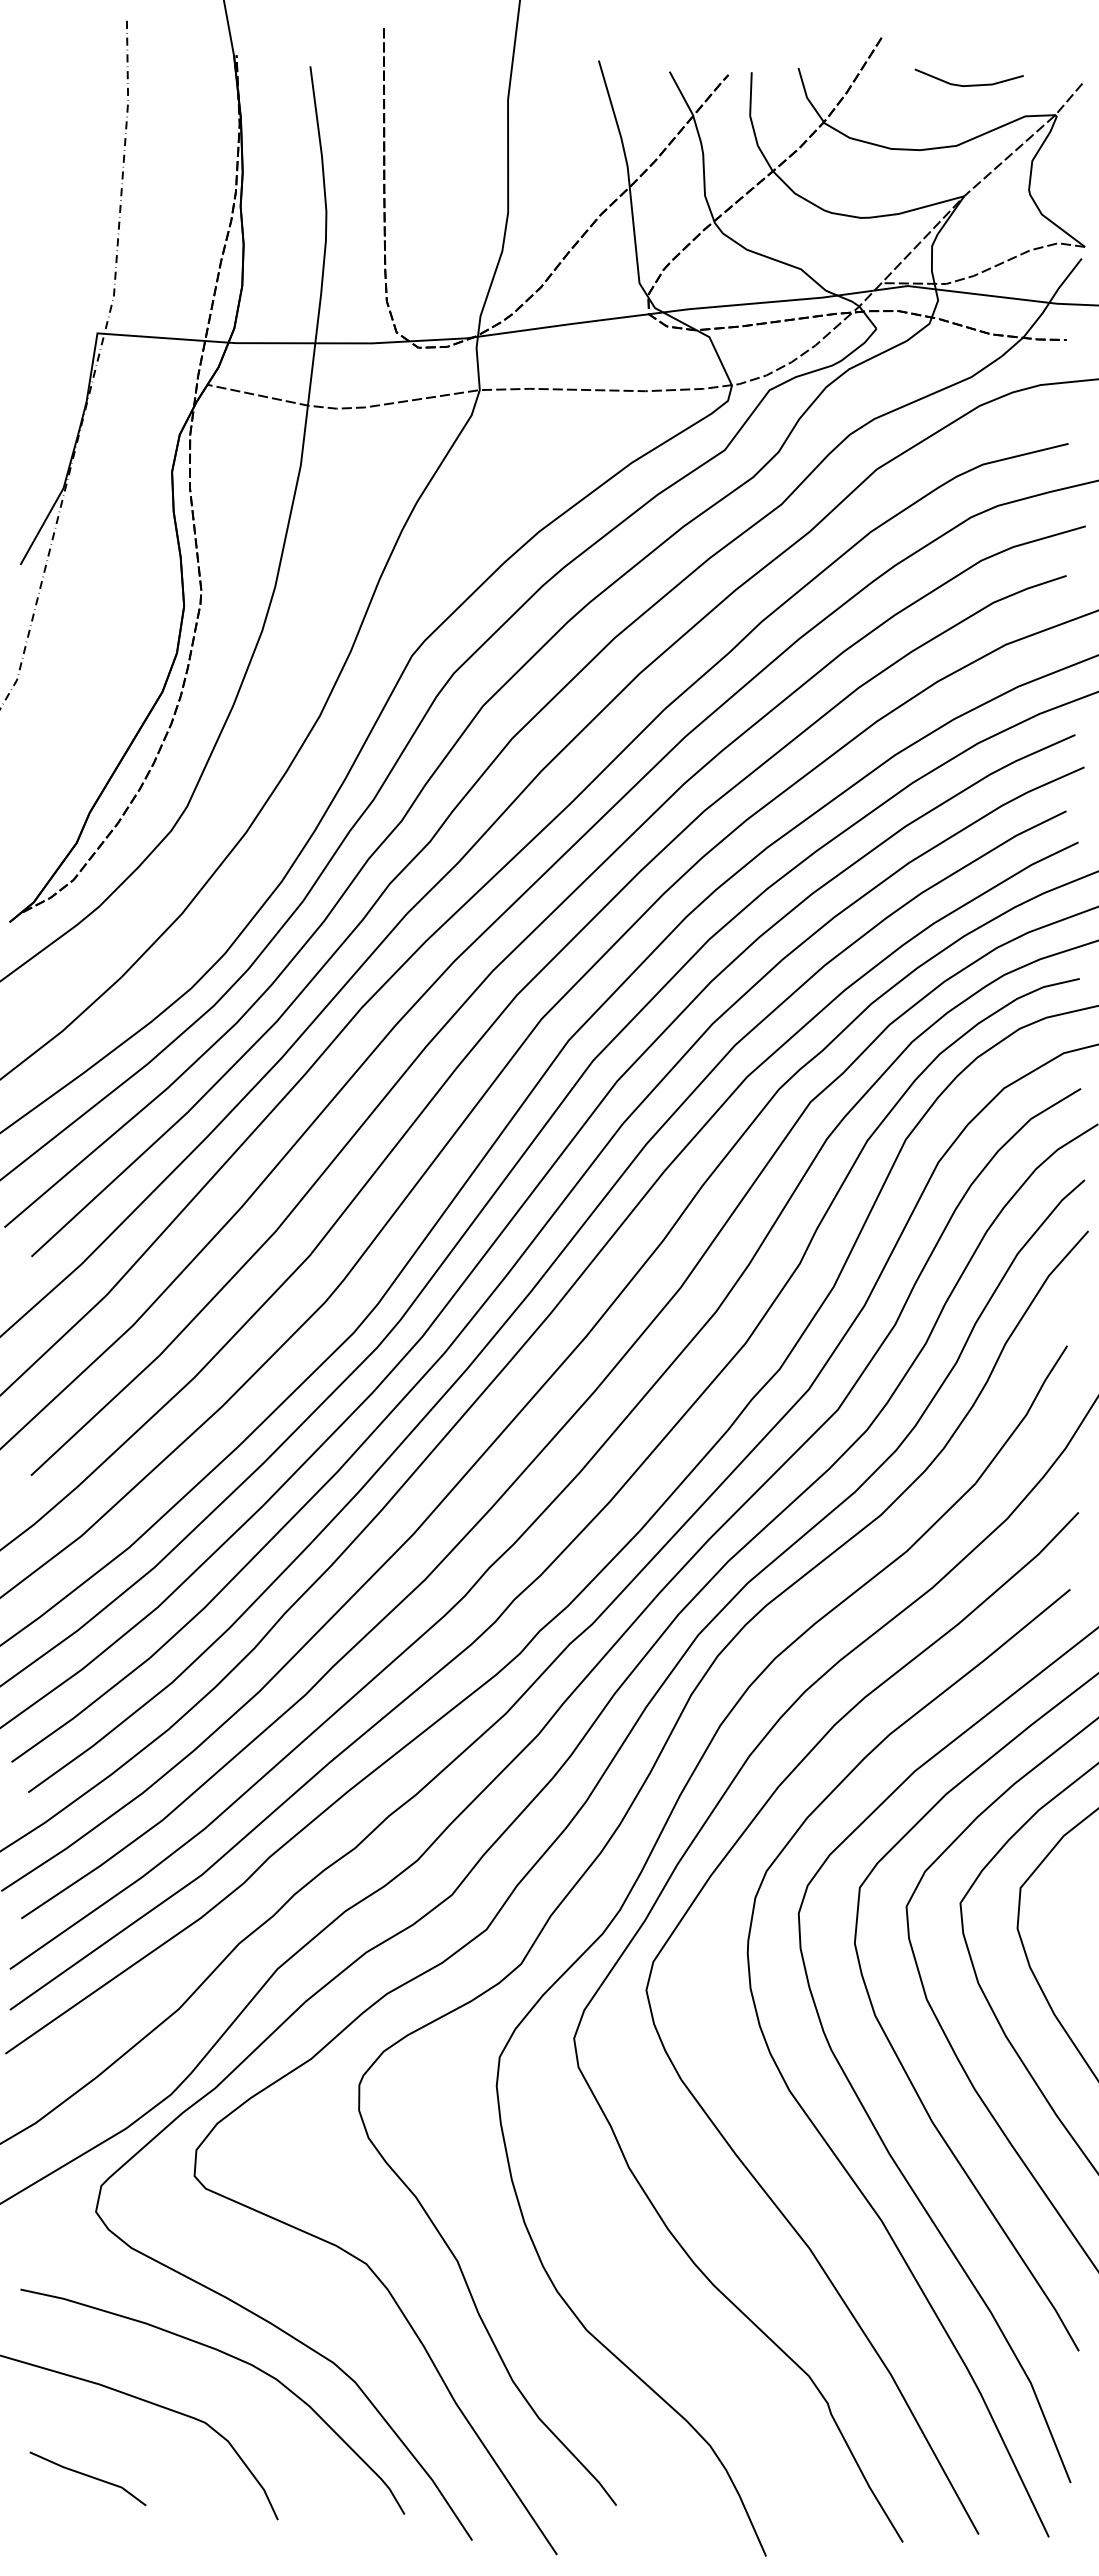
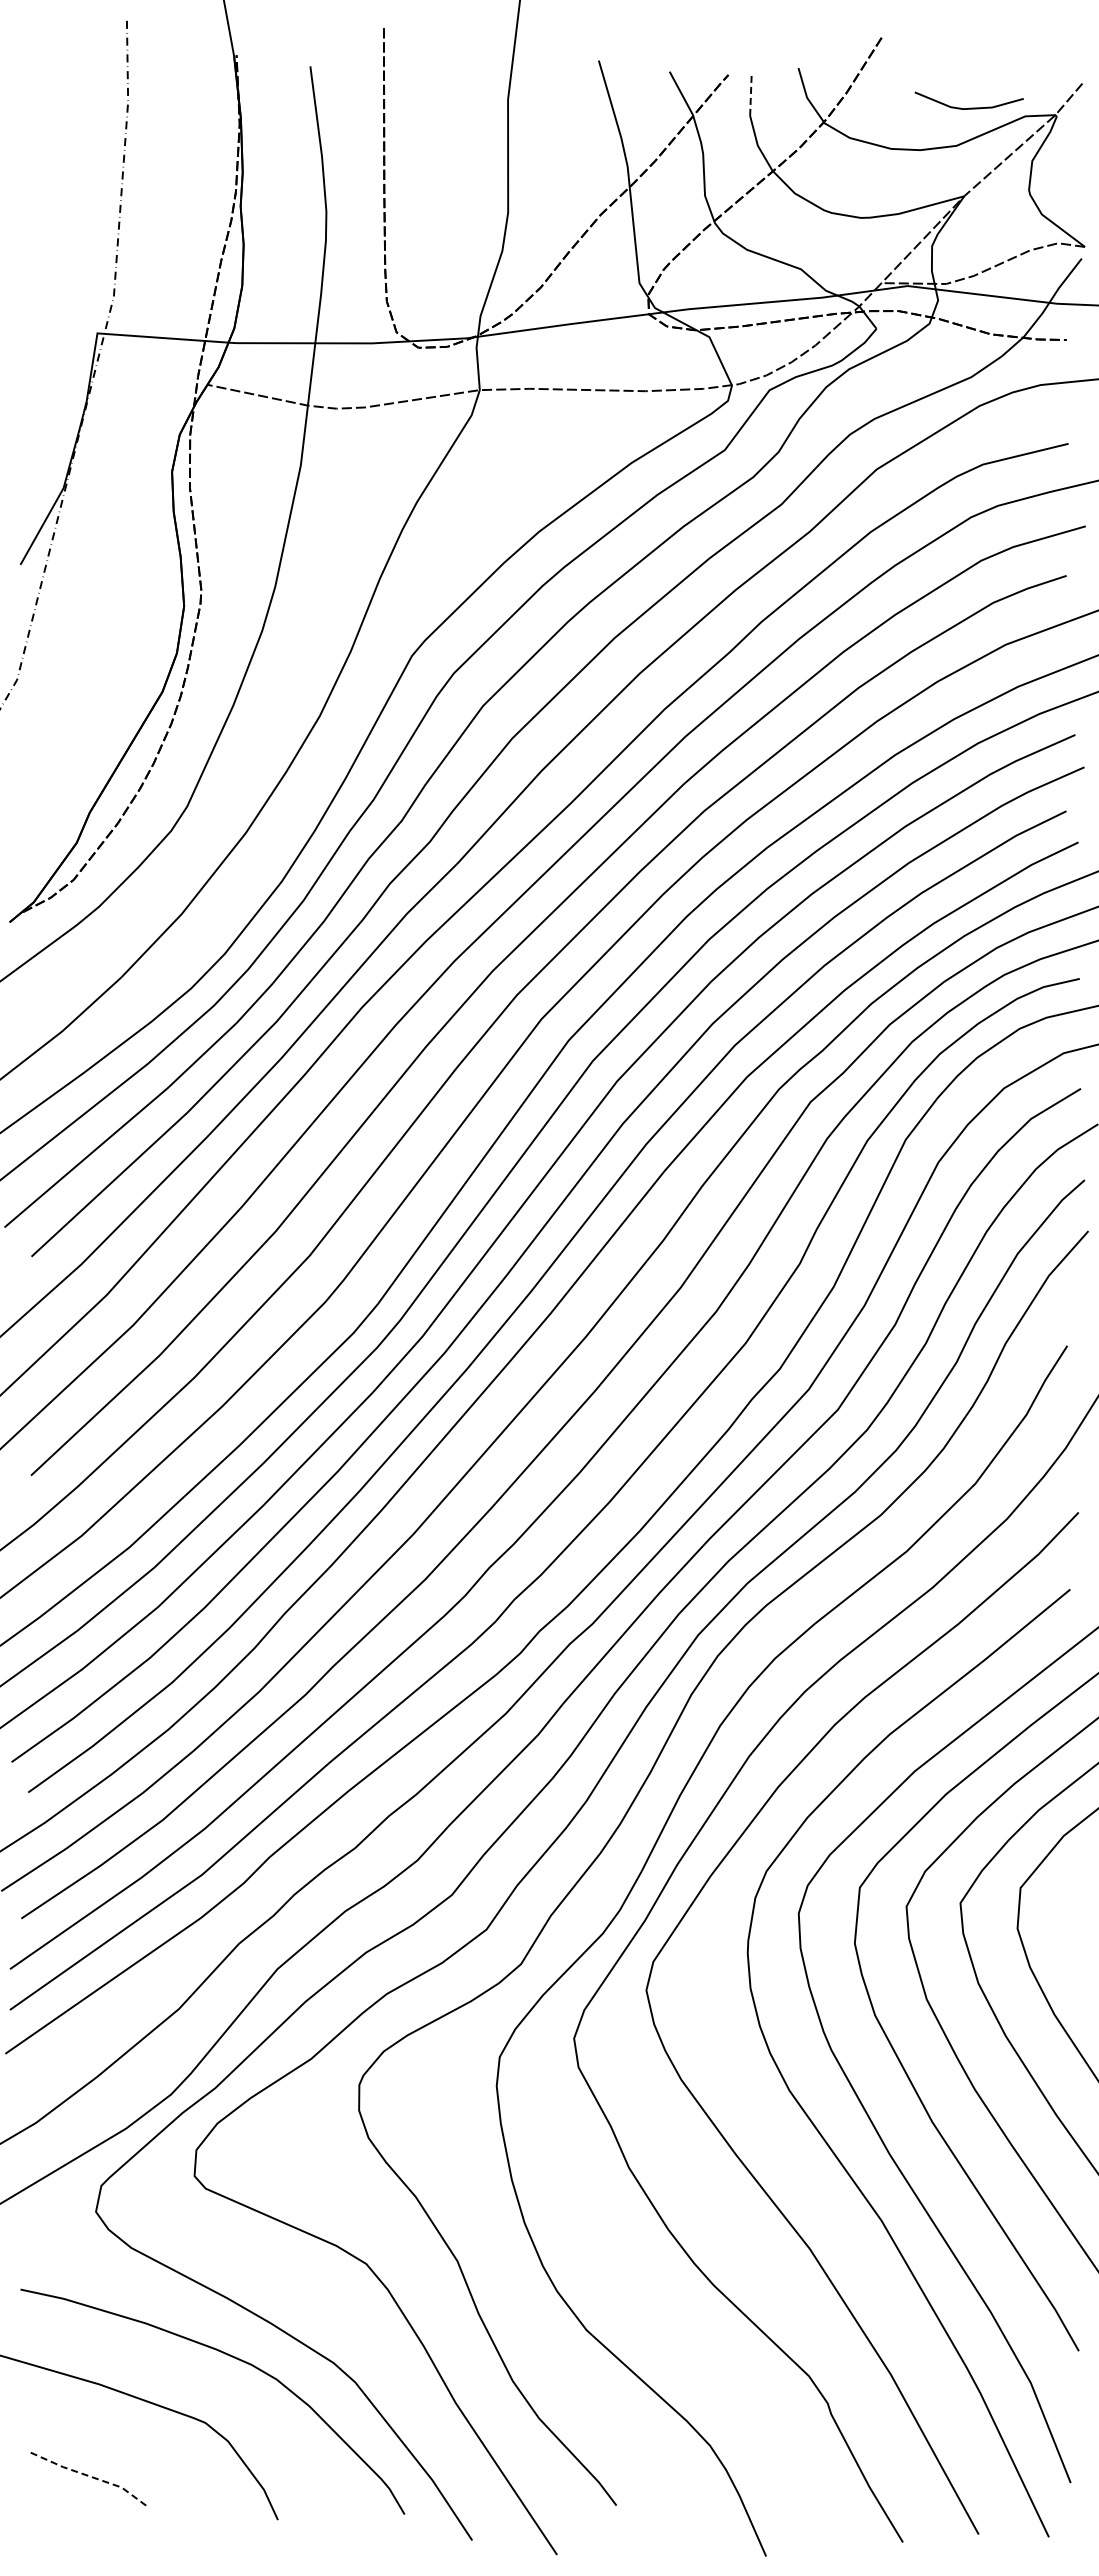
line position: (969, 84) -> (969, 107) (969, 107)
line: solid -> dashed (750, 94)
line: solid -> dashed (89, 2476)
